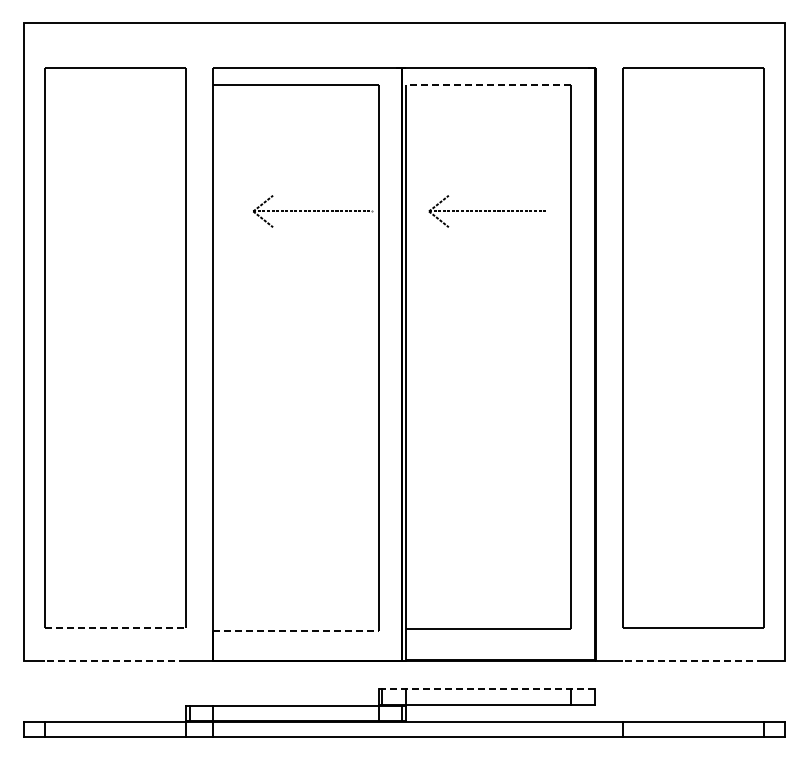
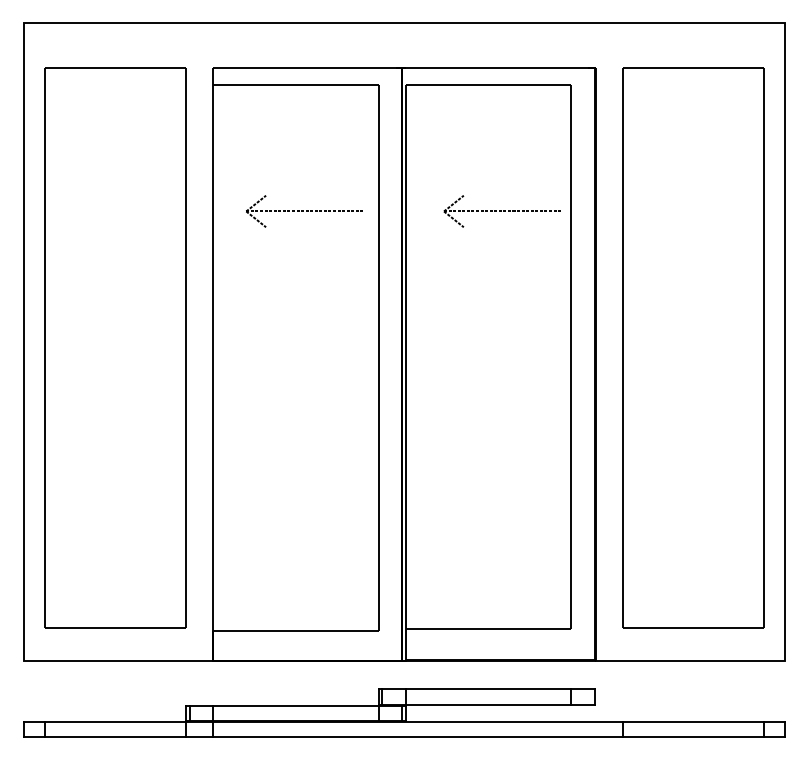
line: dashed -> solid (488, 85)
part position: (311, 211) -> (304, 211) (304, 211)
part position: (486, 211) -> (501, 211) (501, 211)
line: dashed -> solid (115, 627)
line: dashed -> solid (296, 630)
line: dashed -> solid (115, 661)
line: dashed -> solid (693, 661)
line: dashed -> solid (486, 689)
